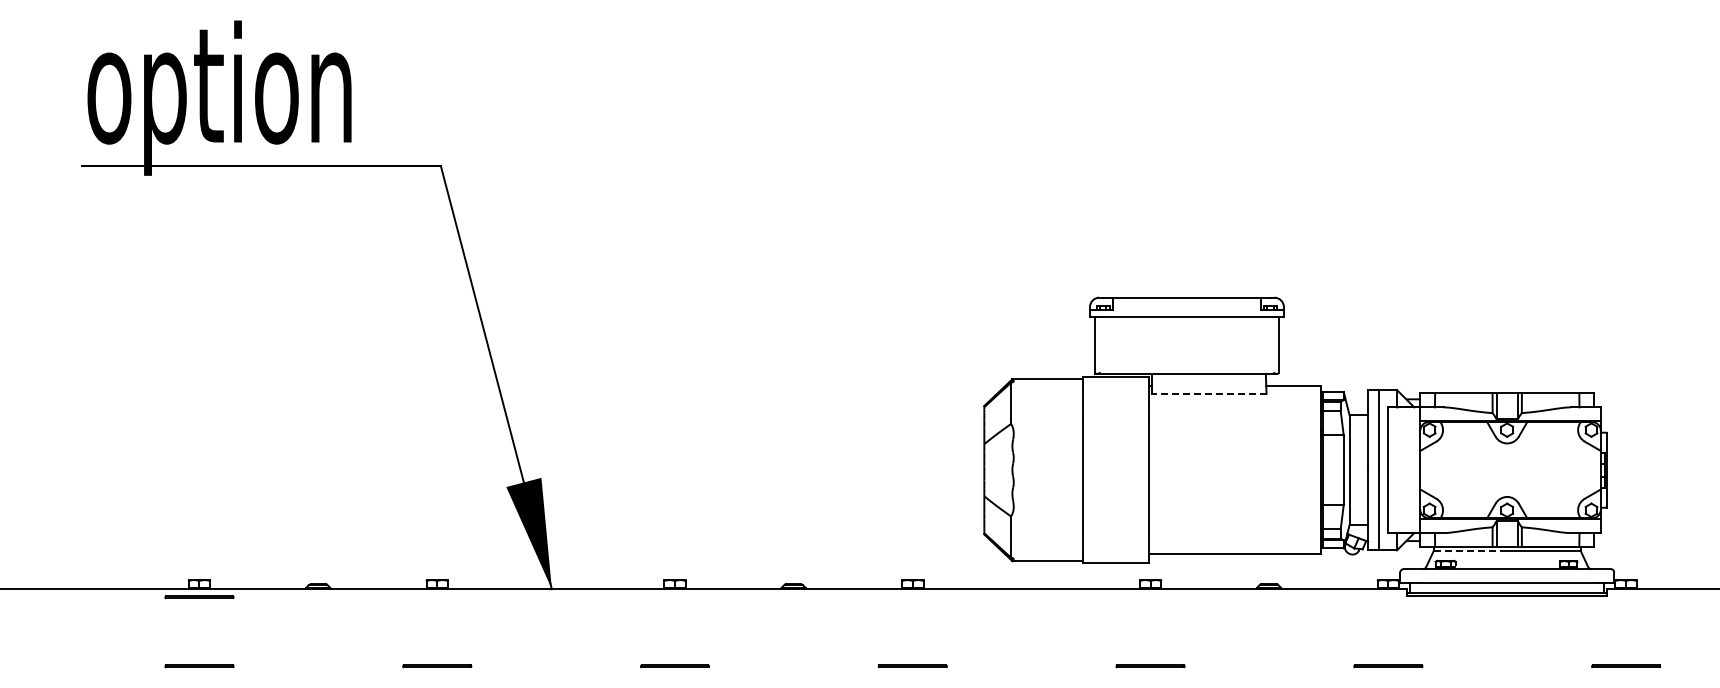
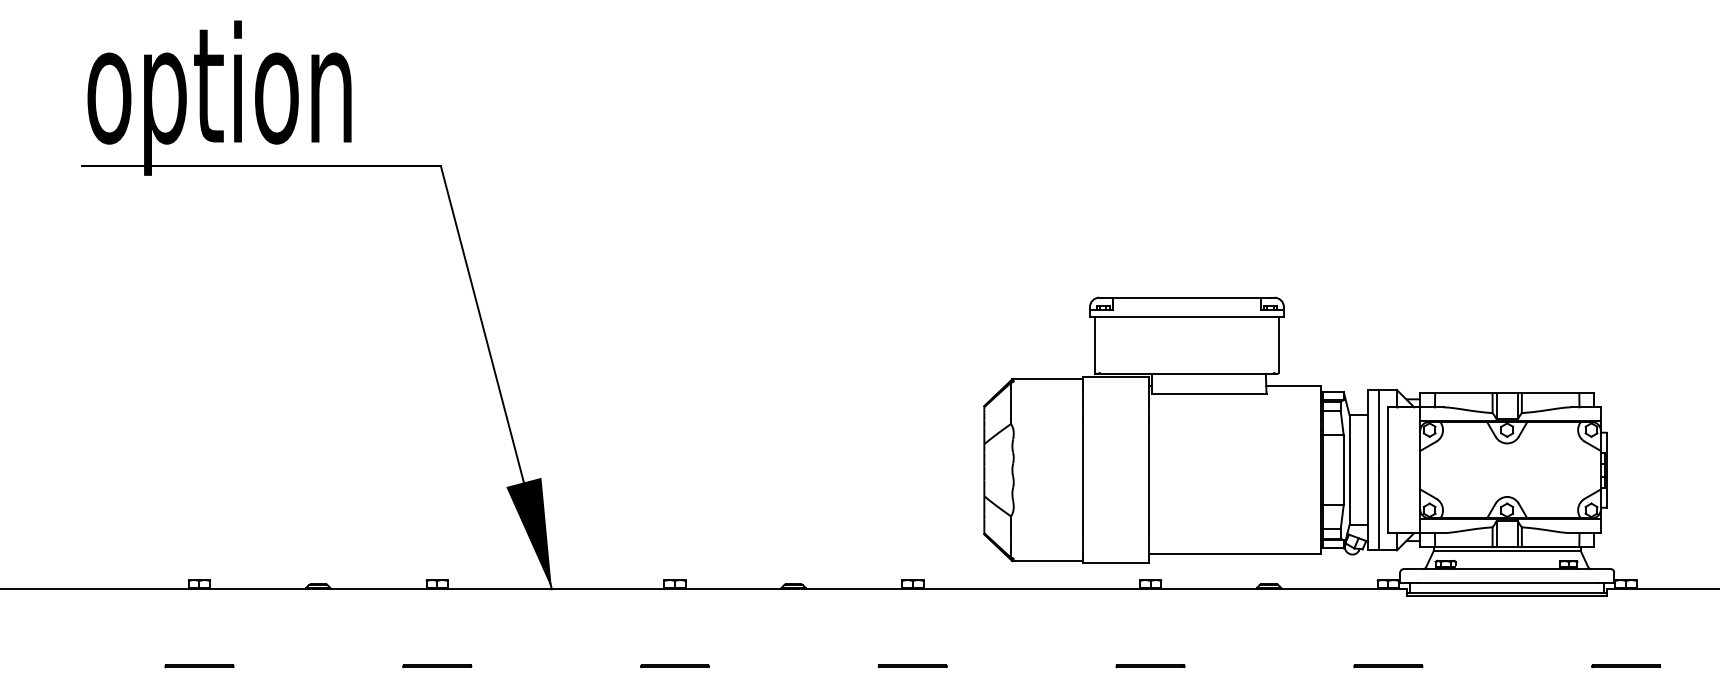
line: dashed -> solid (1208, 393)
line: dashed -> solid (1470, 551)
line: present -> none (199, 597)
